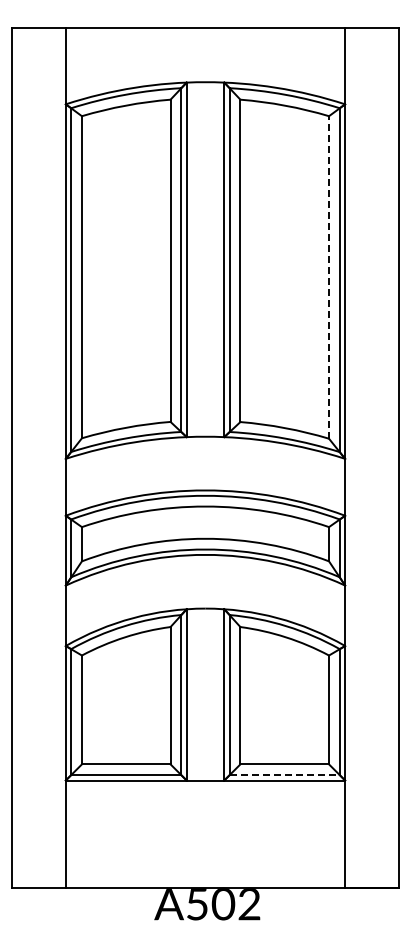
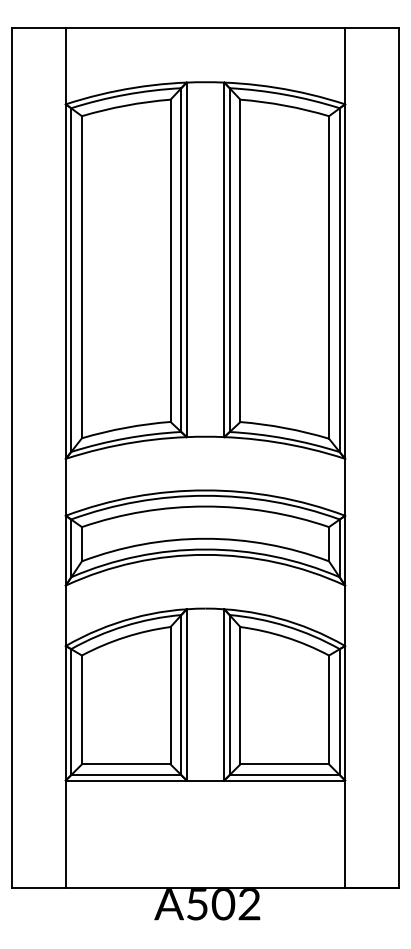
line: dashed -> solid (329, 276)
line: dashed -> solid (285, 775)
